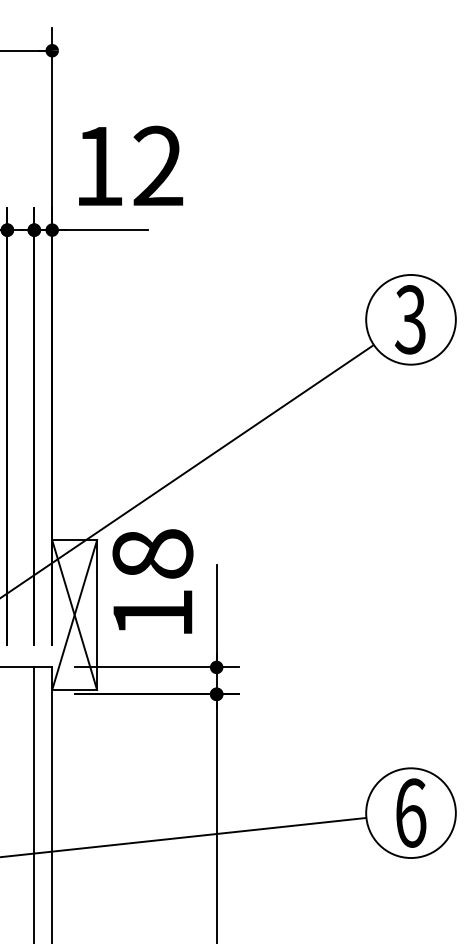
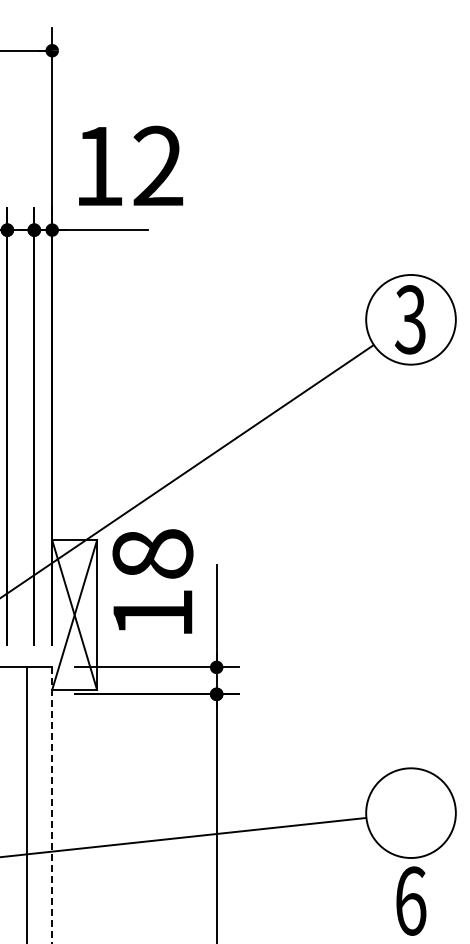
line position: (34, 803) -> (27, 803) (27, 803)
line: solid -> dashed (52, 805)
text position: (411, 812) -> (411, 900) (411, 900)
